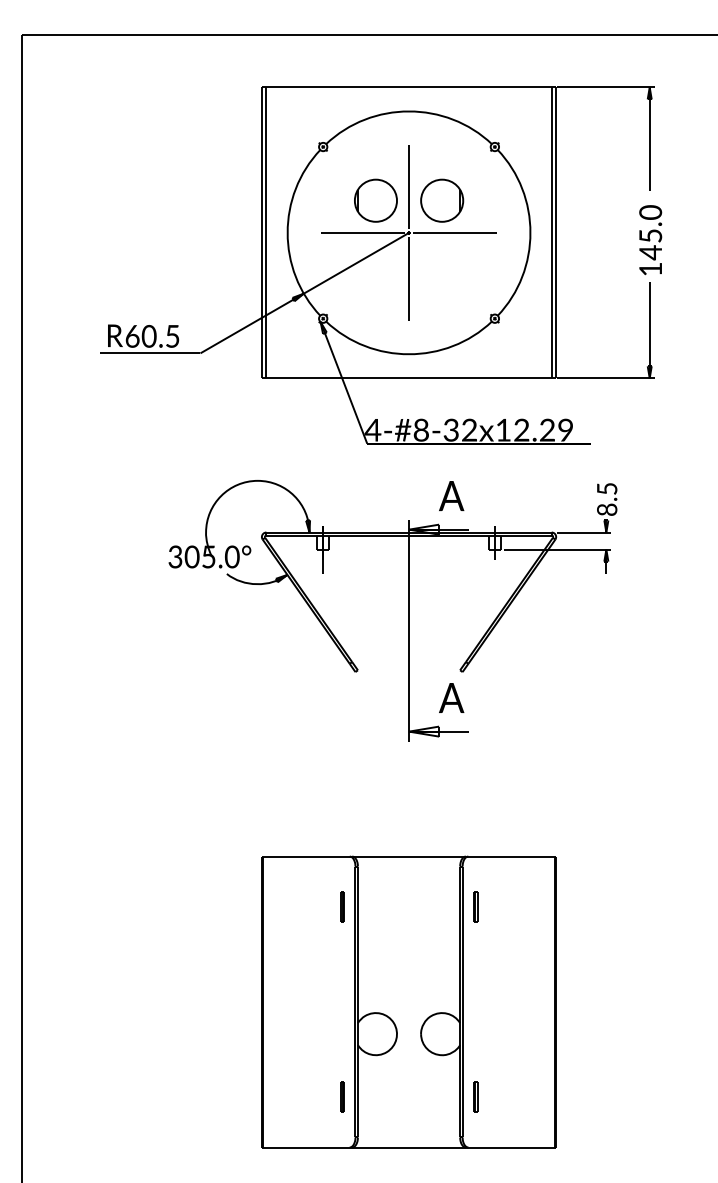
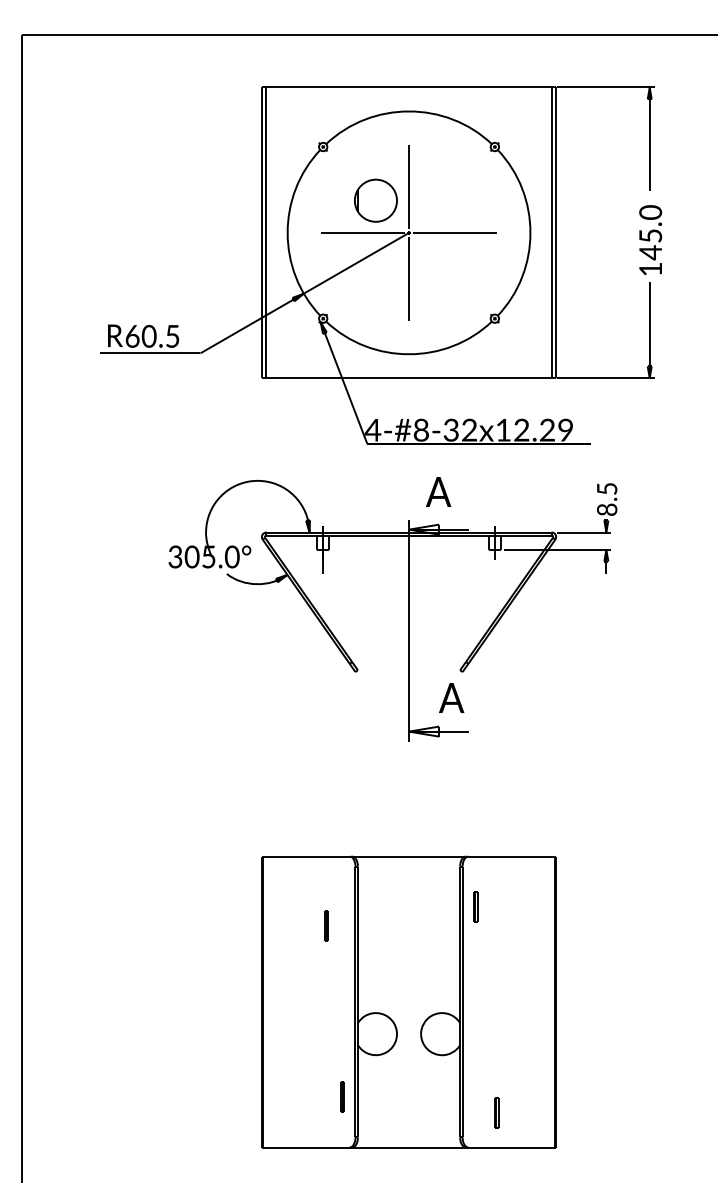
part: present -> none (442, 200)
text position: (451, 495) -> (438, 491) (438, 491)
line position: (342, 906) -> (326, 925) (326, 925)
part position: (475, 1096) -> (496, 1112) (496, 1112)
